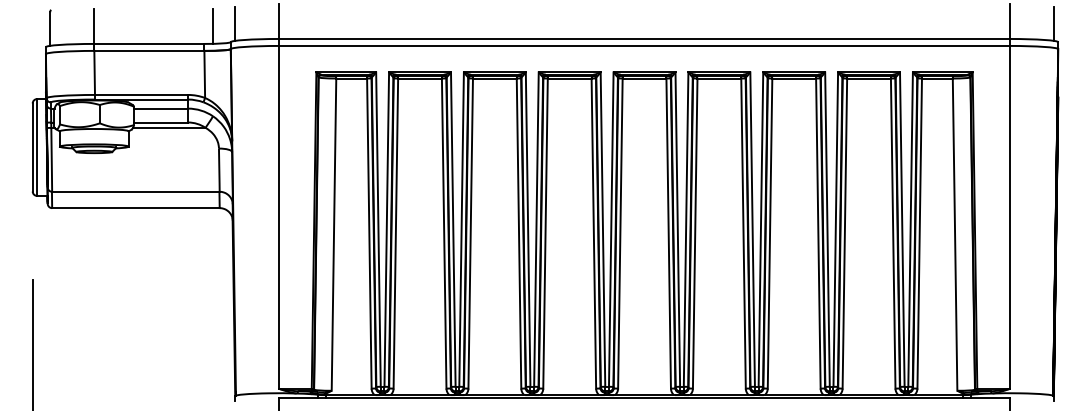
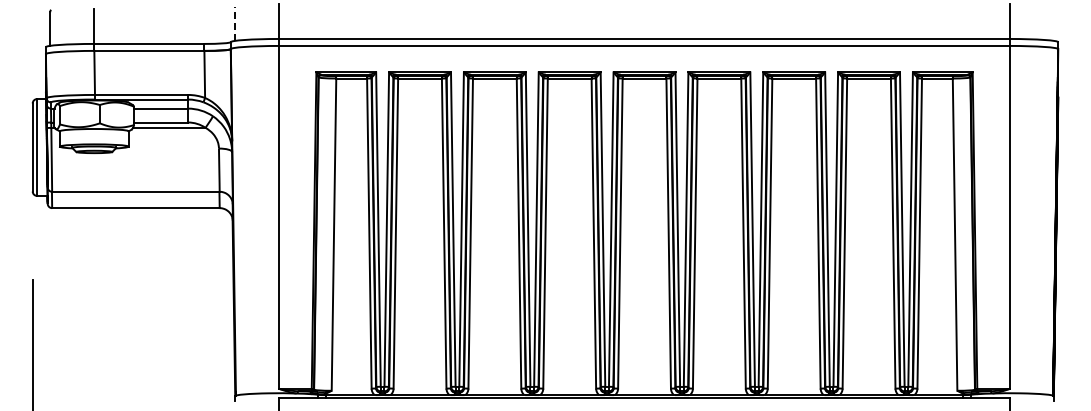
line: solid -> dashed (235, 23)
line: present -> none (1053, 23)
line: present -> none (213, 26)
